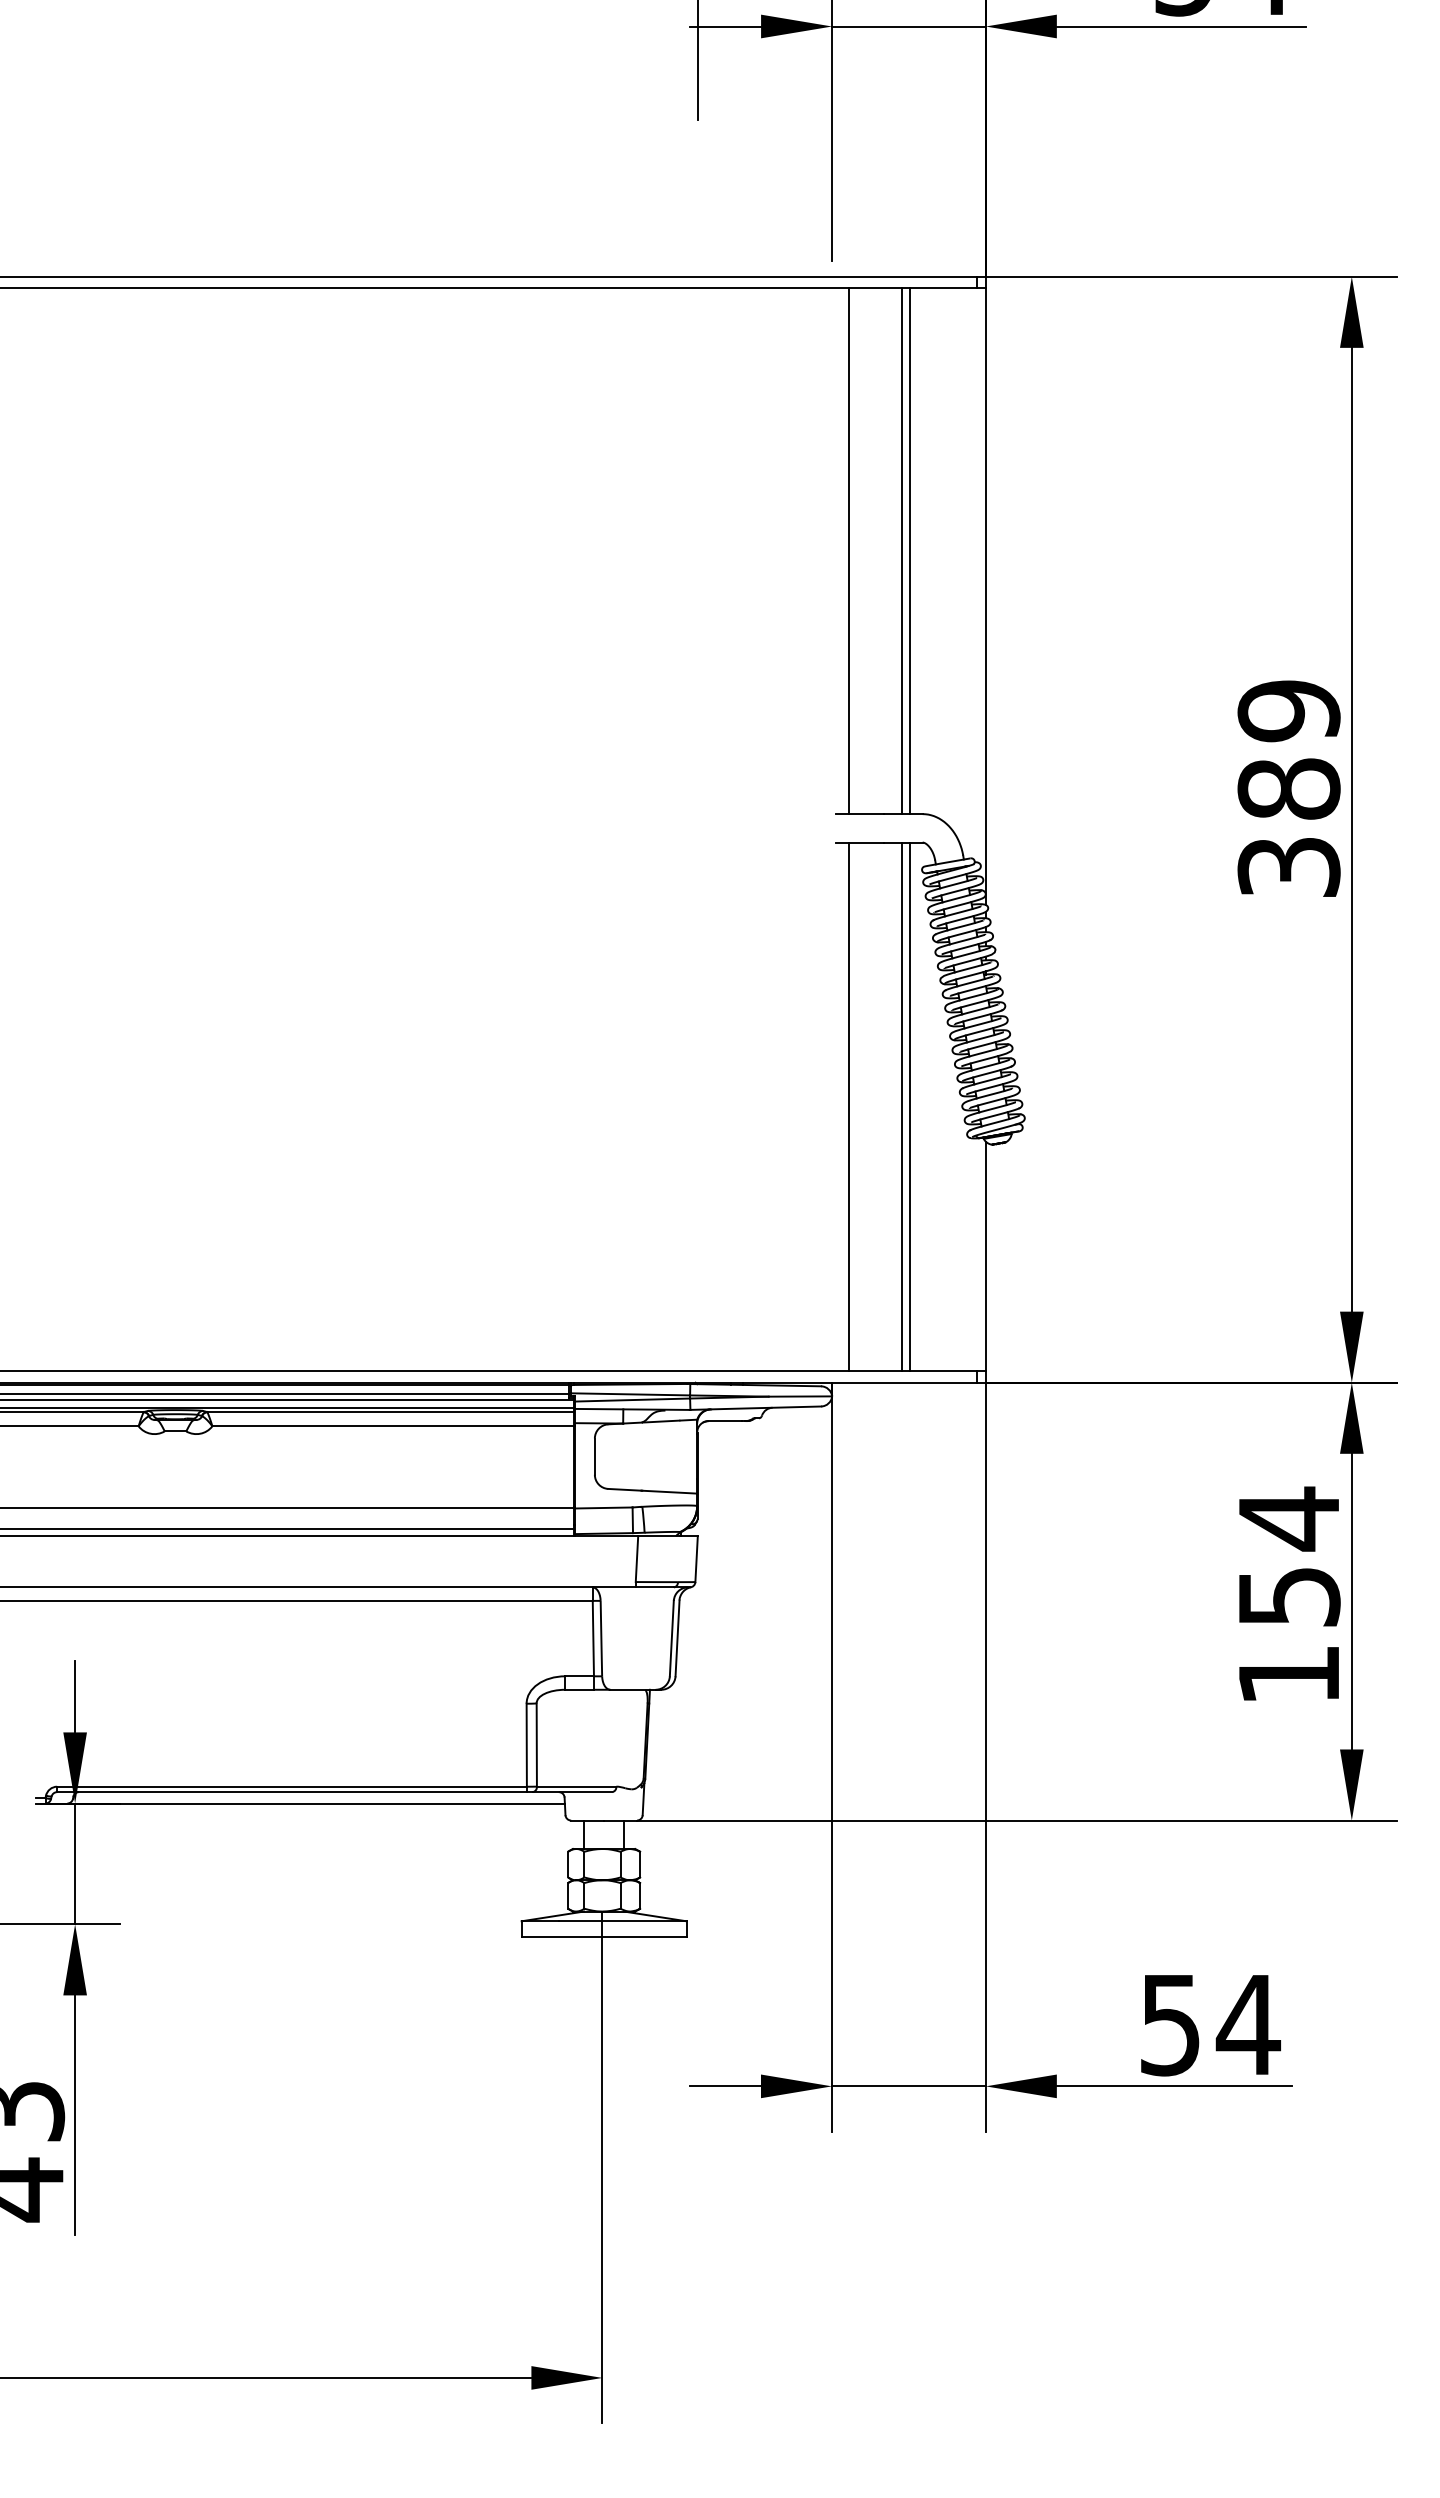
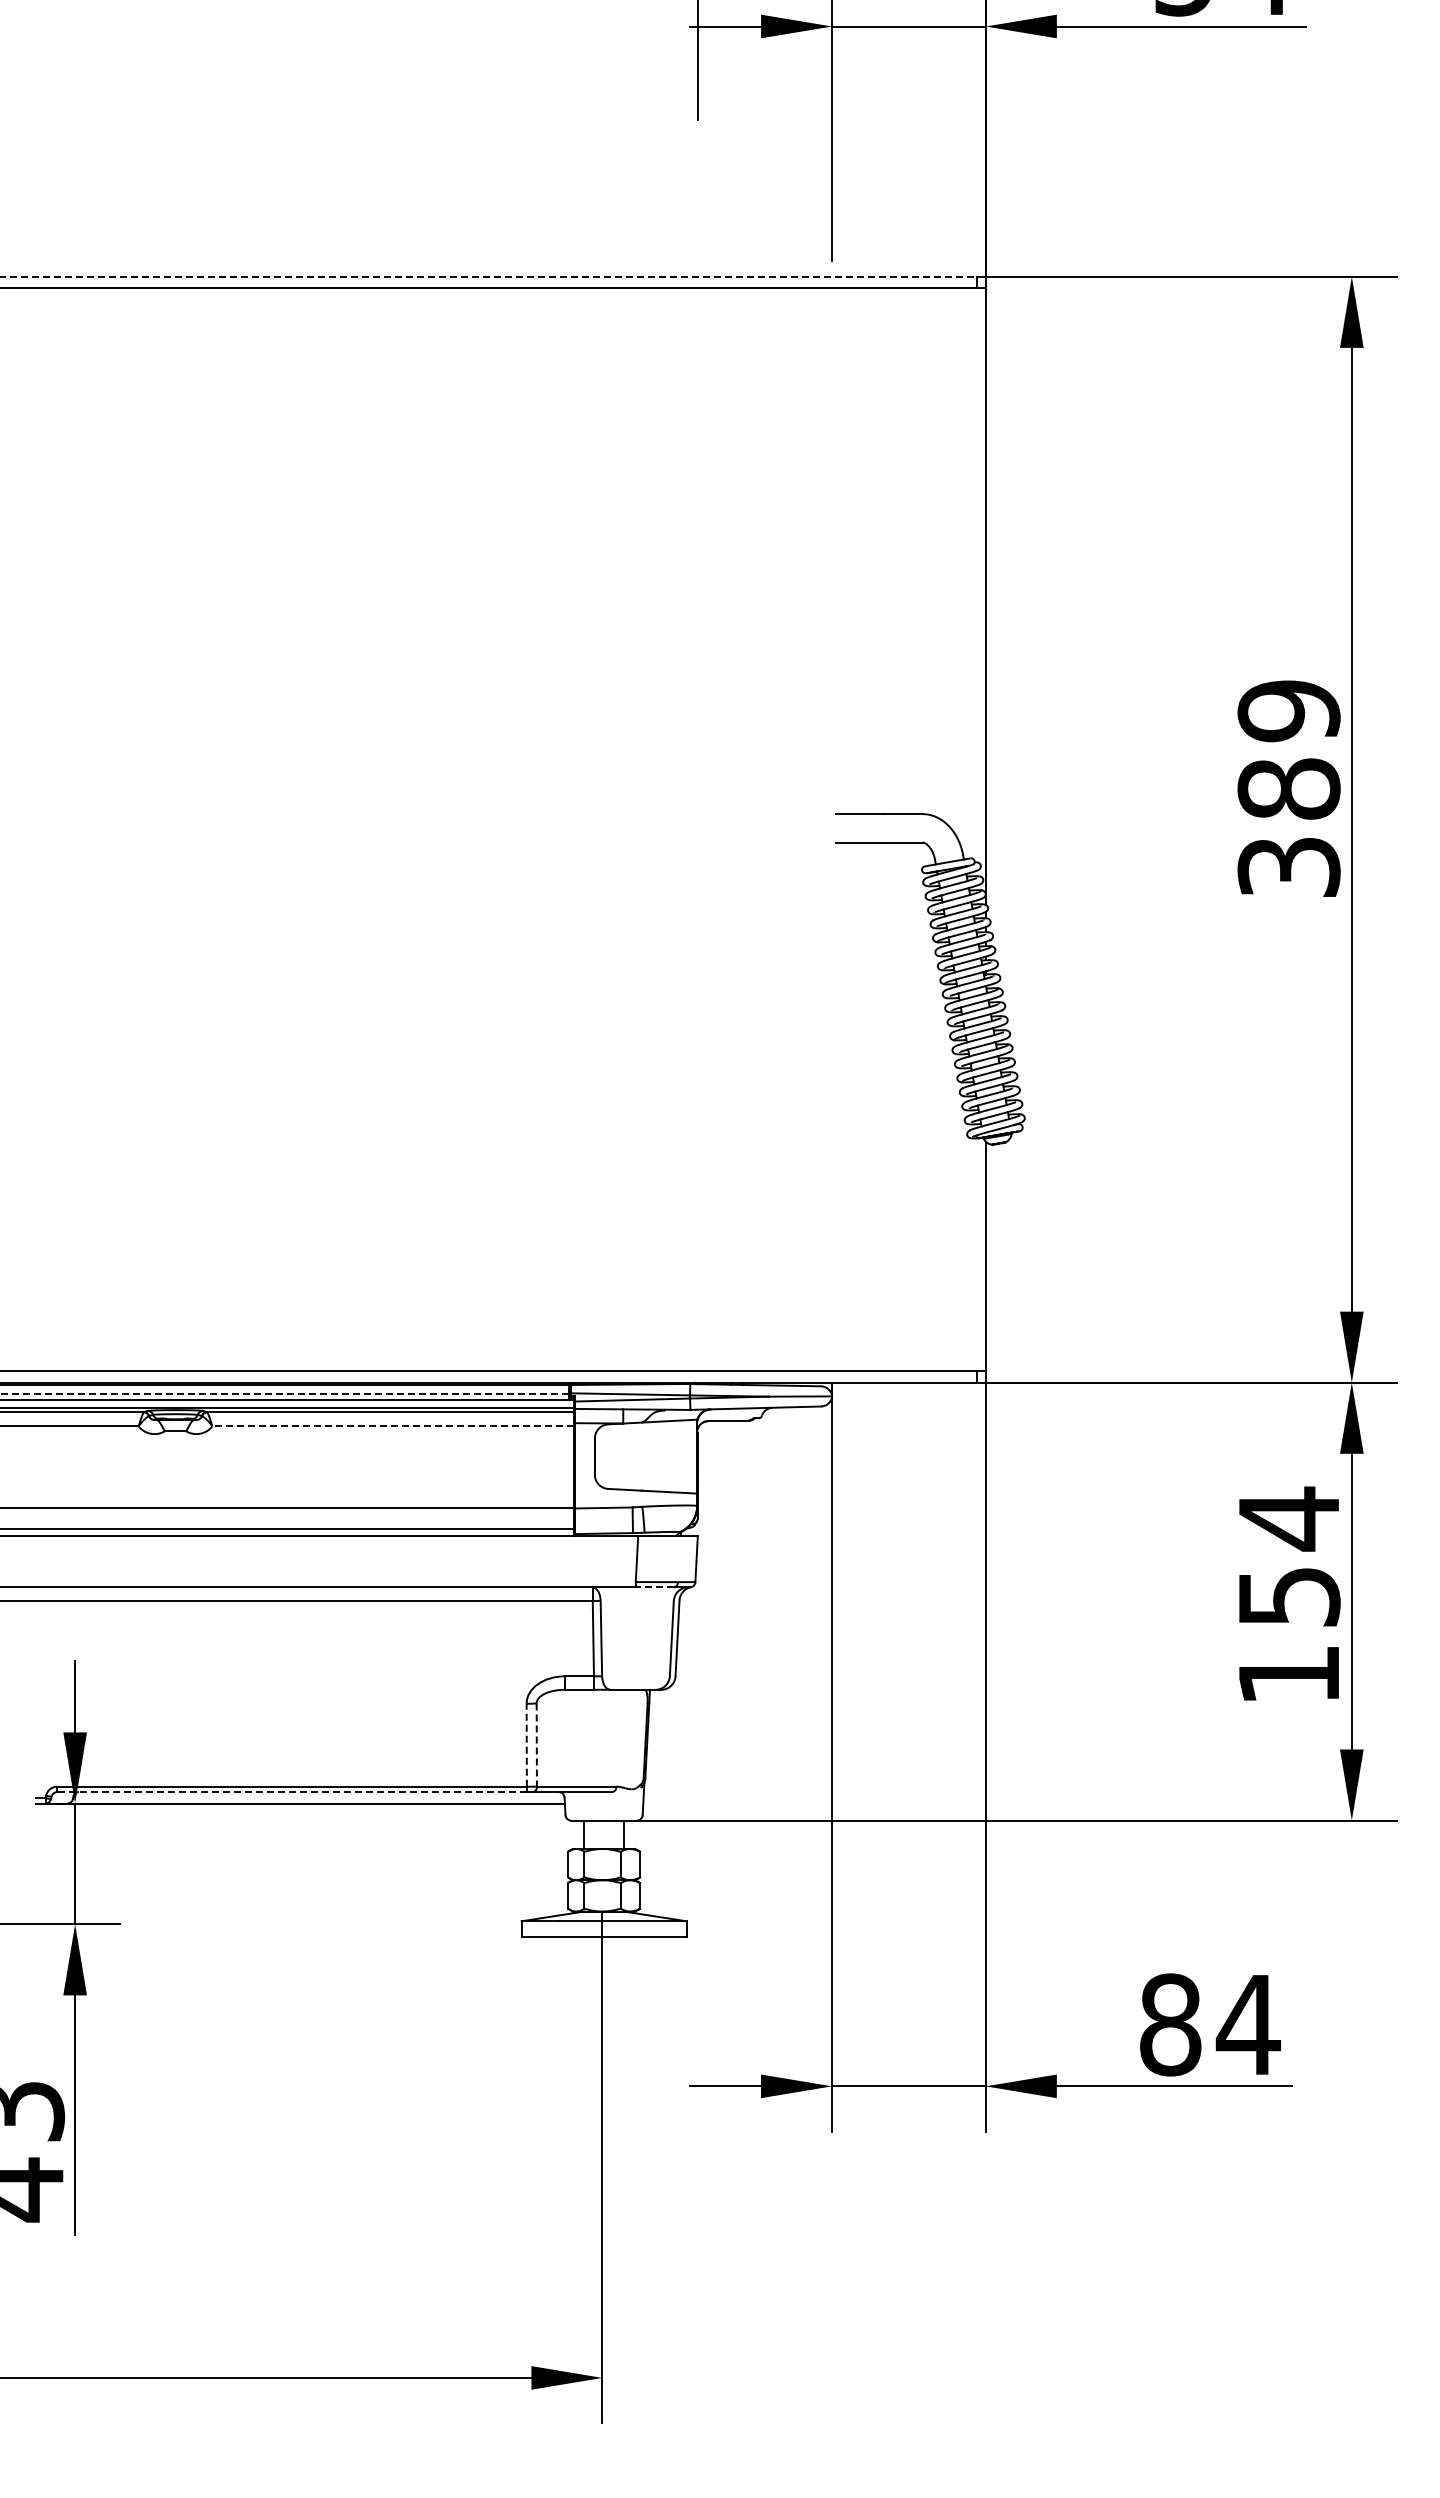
line: solid -> dashed (489, 276)
line: present -> none (849, 551)
line: present -> none (901, 551)
line: present -> none (909, 551)
line: present -> none (849, 1106)
line: present -> none (901, 1106)
line: present -> none (909, 1106)
line: solid -> dashed (284, 1393)
line: solid -> dashed (392, 1426)
line: solid -> dashed (654, 1587)
line: solid -> dashed (526, 1744)
line: solid -> dashed (536, 1745)
line: solid -> dashed (292, 1792)
text: 54 -> 84 (1170, 2024)
